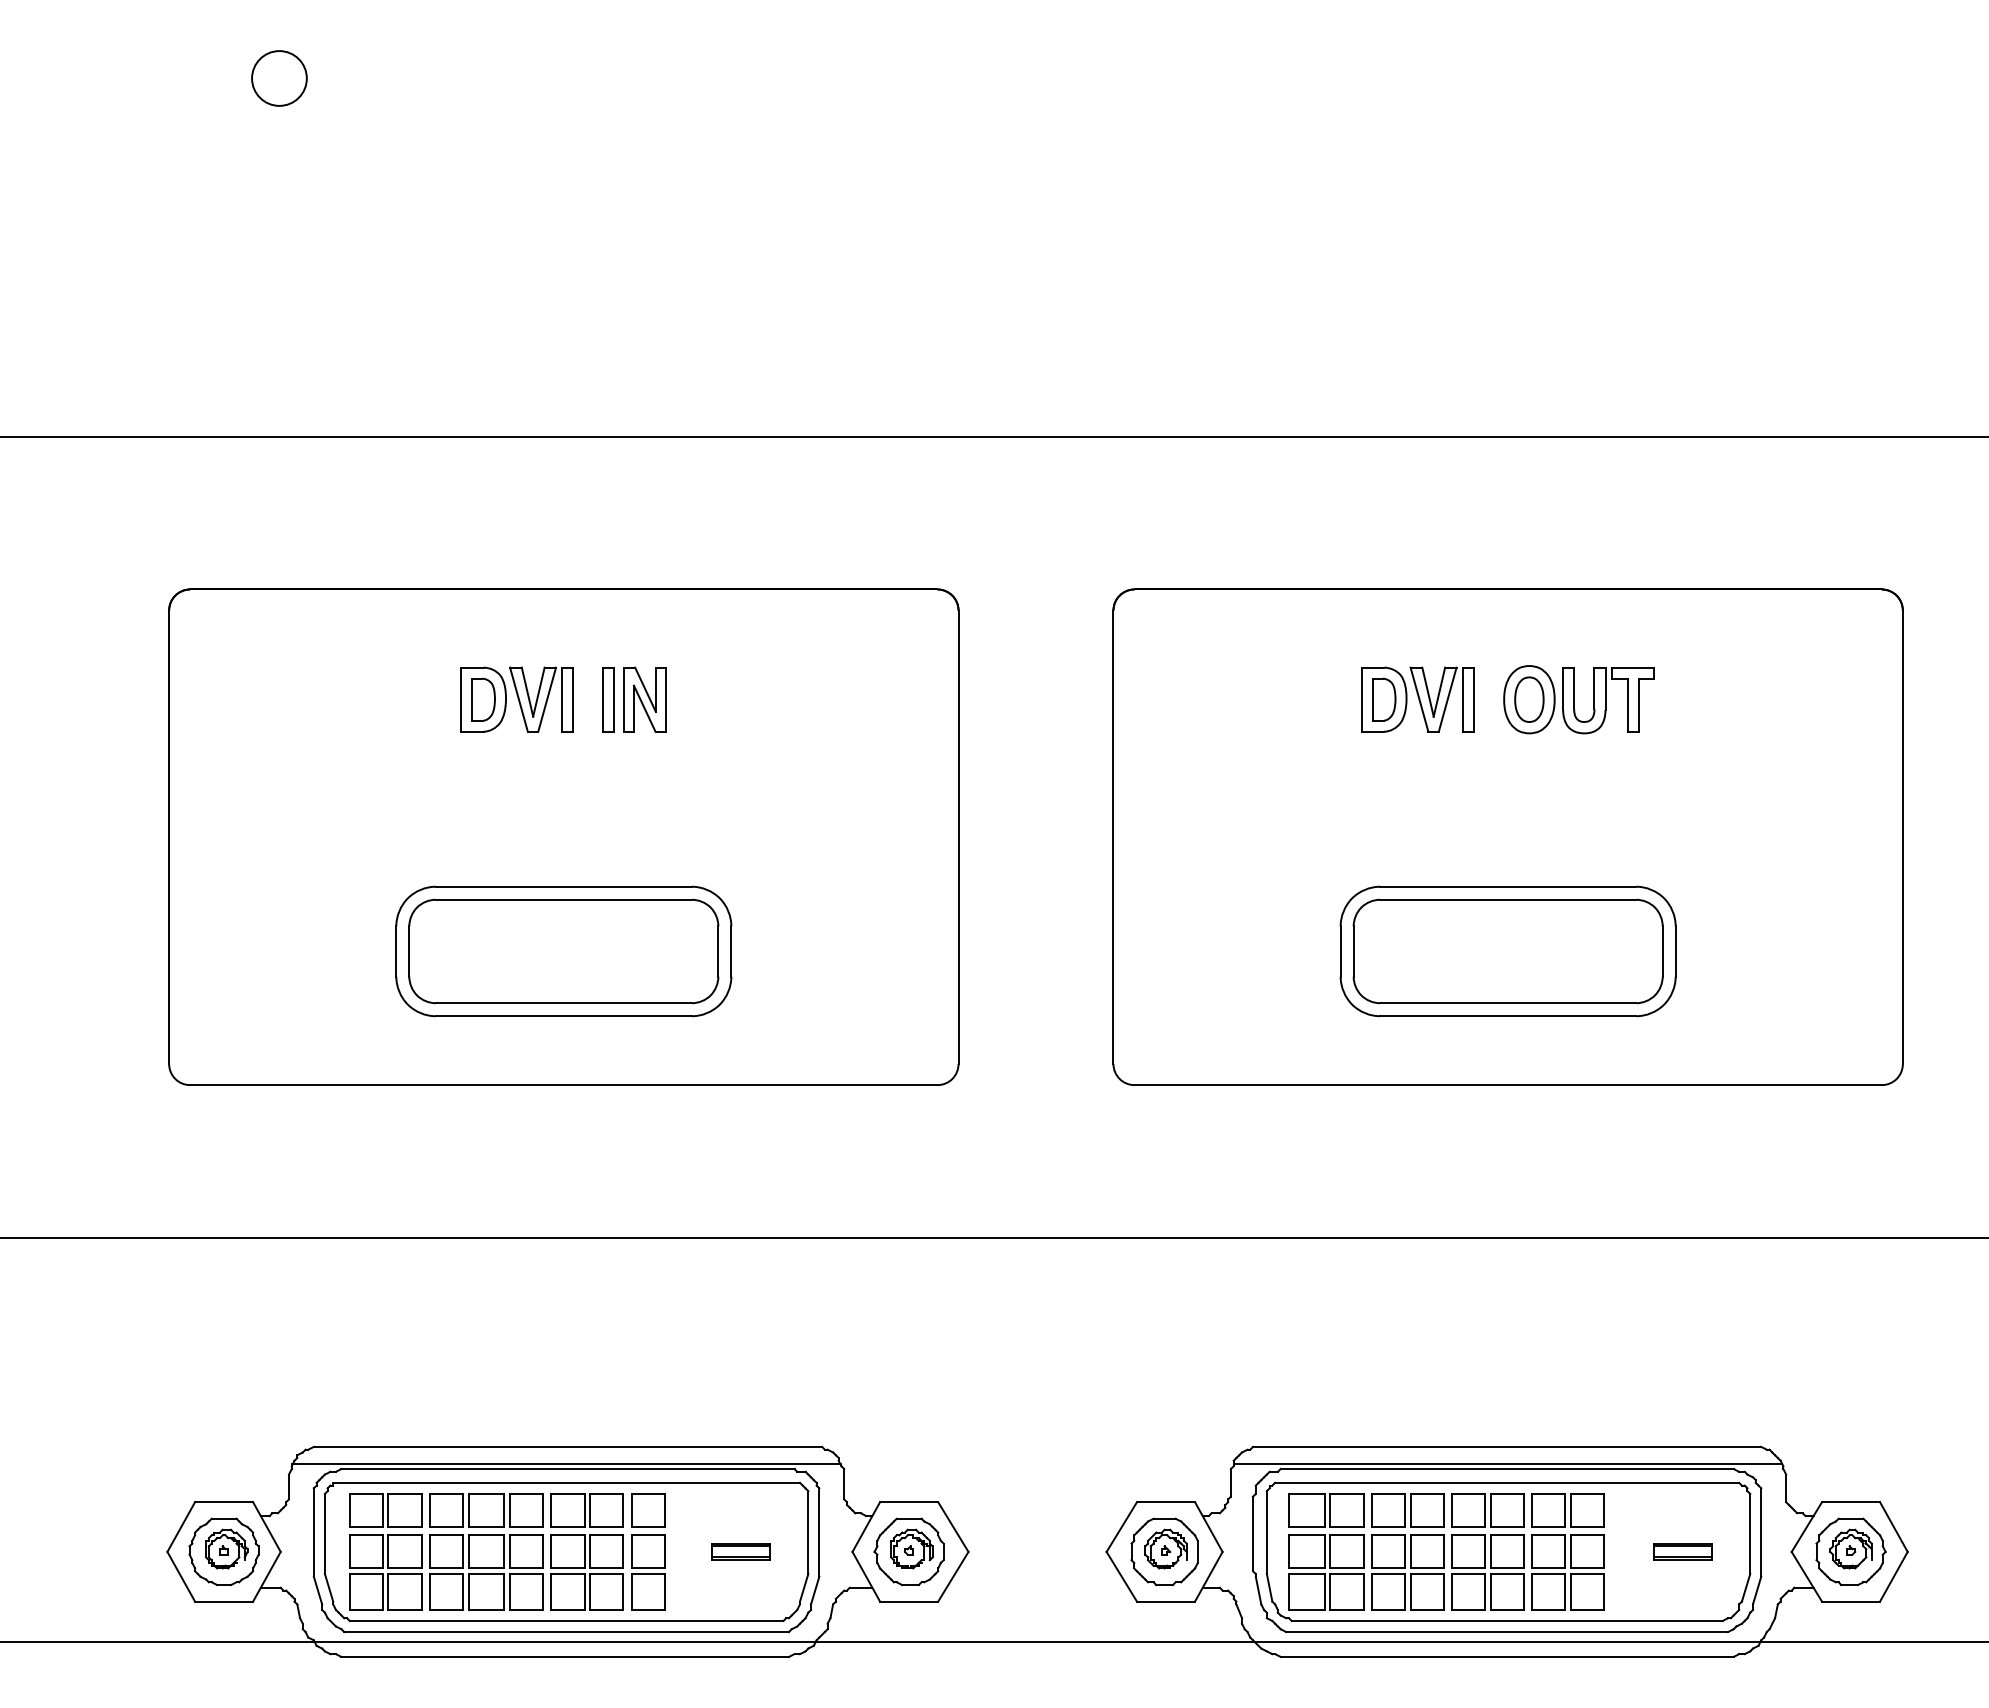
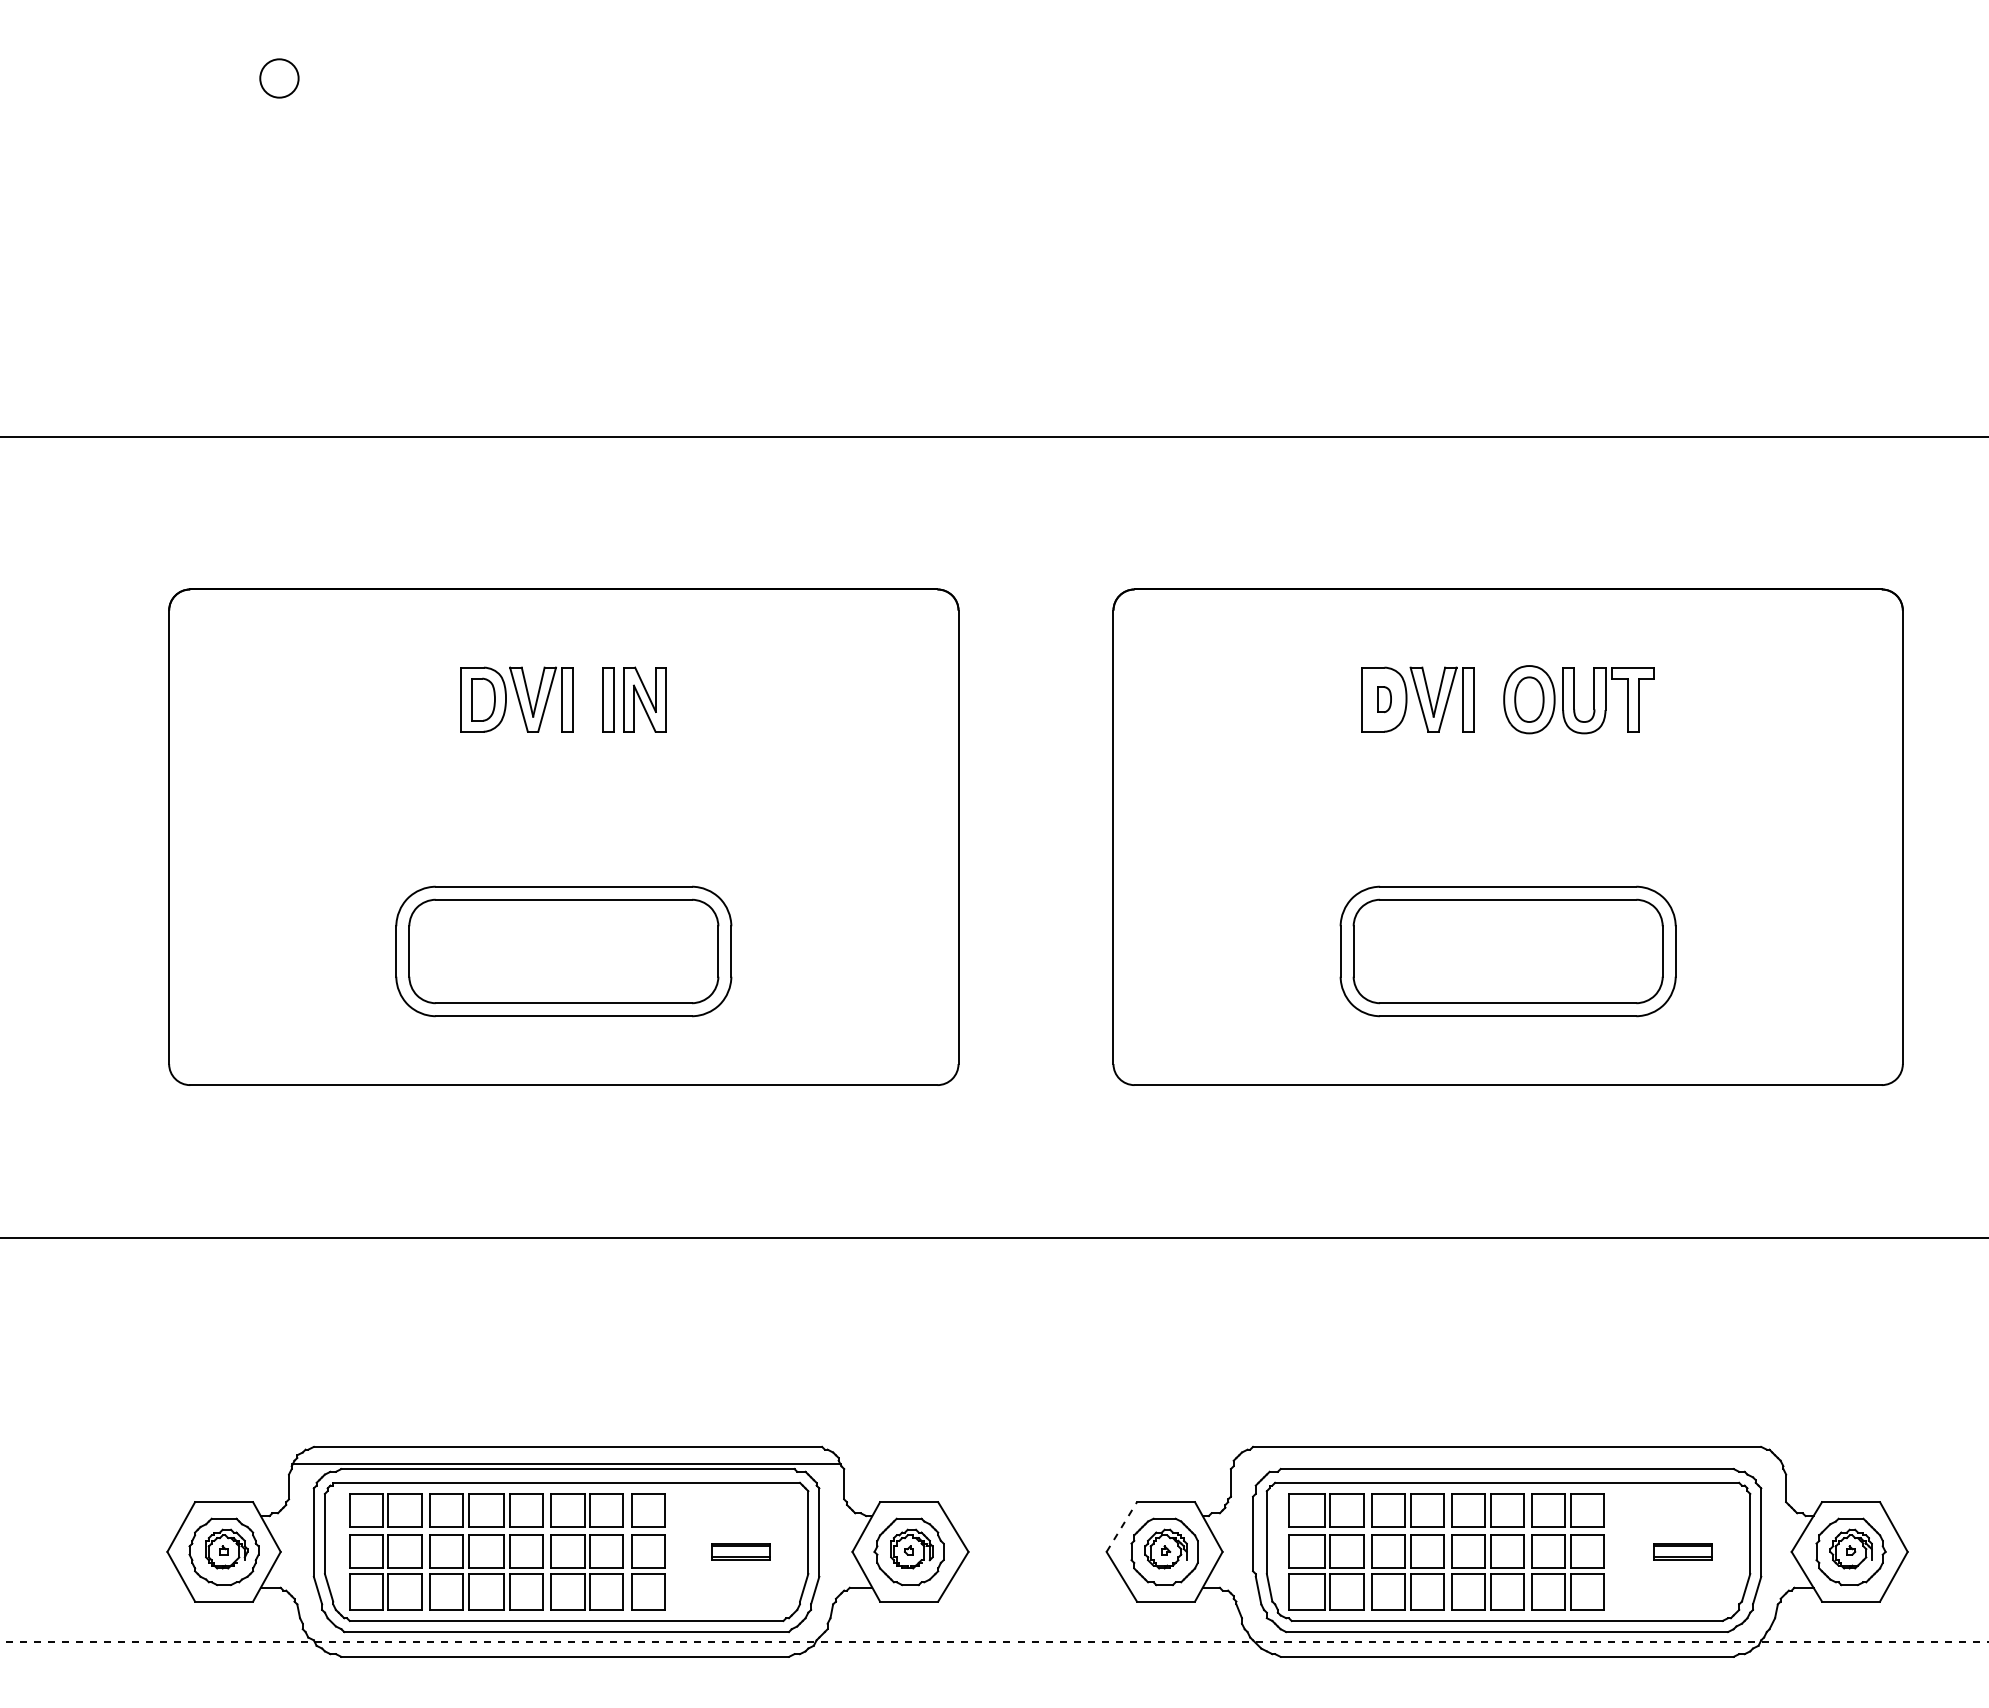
circle diameter: 55 px -> 38 px (279, 78)
part size: 25x45 px -> 15x28 px (1384, 699)
line: present -> none (1506, 1463)
line: solid -> dashed (1122, 1526)
line: solid -> dashed (994, 1642)
